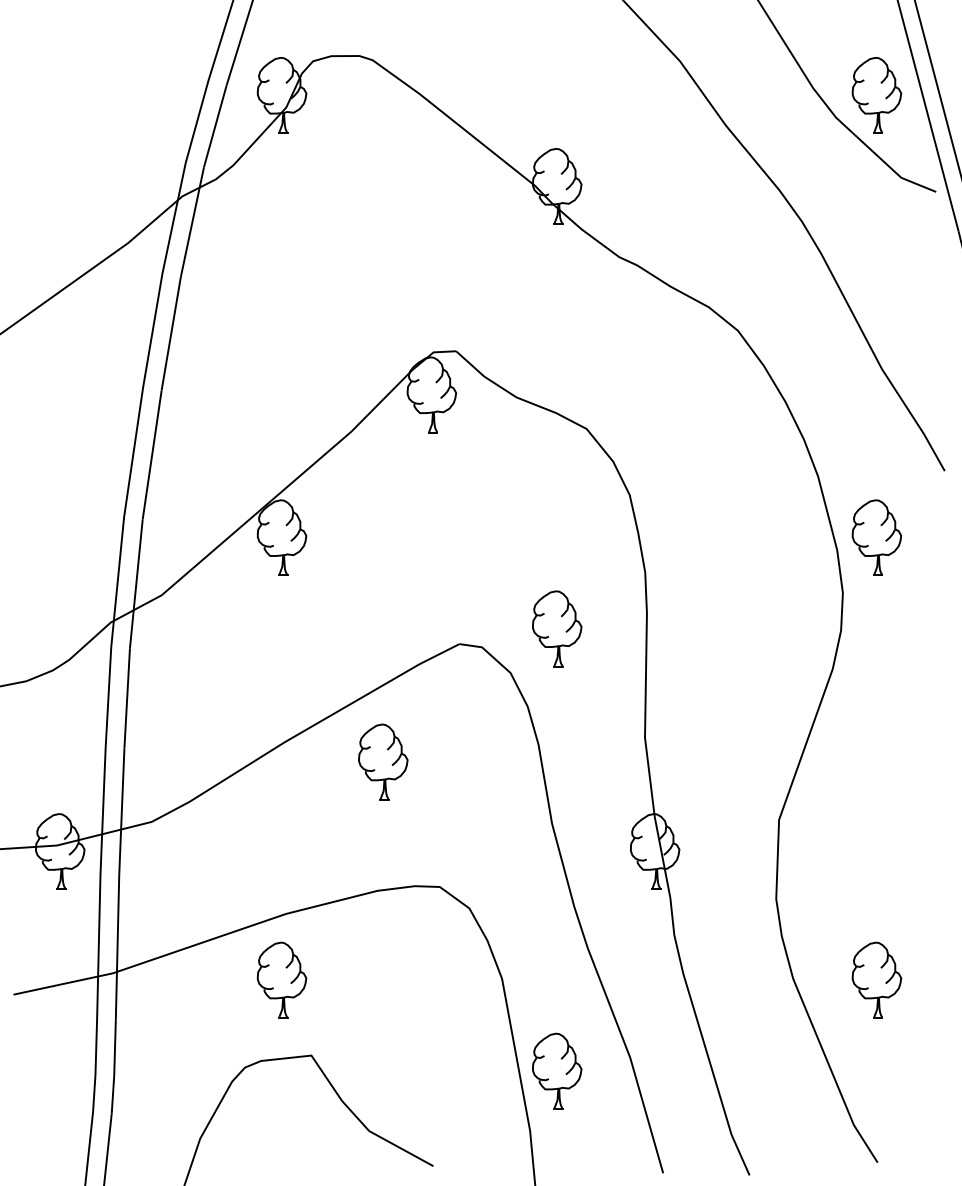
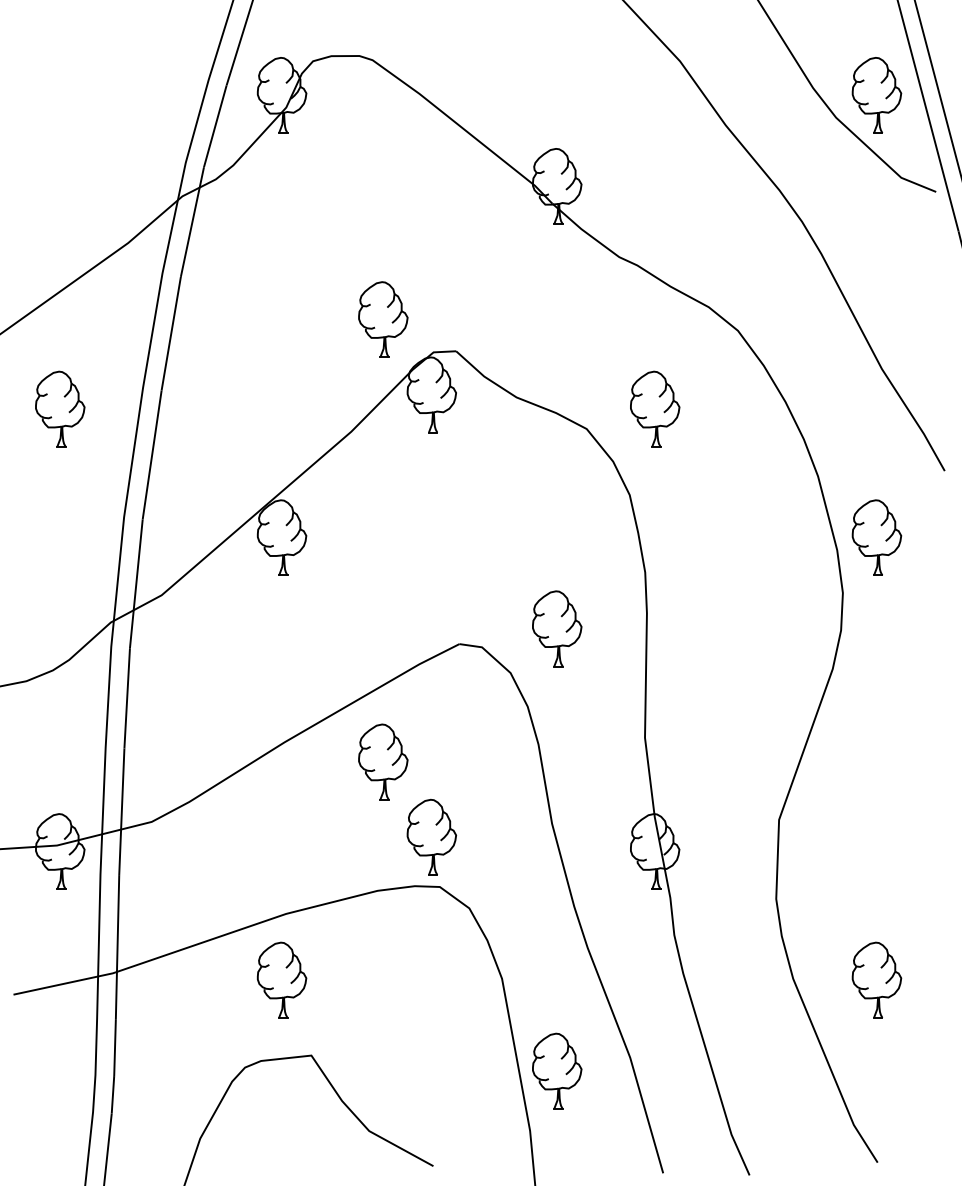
part: none -> present (383, 319)
part: none -> present (60, 408)
part: none -> present (655, 408)
part: none -> present (431, 836)
